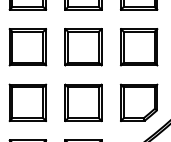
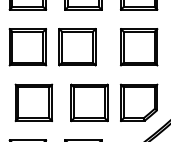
part position: (83, 47) -> (77, 47) (77, 47)
part position: (27, 102) -> (33, 102) (33, 102)
part position: (83, 102) -> (89, 102) (89, 102)
